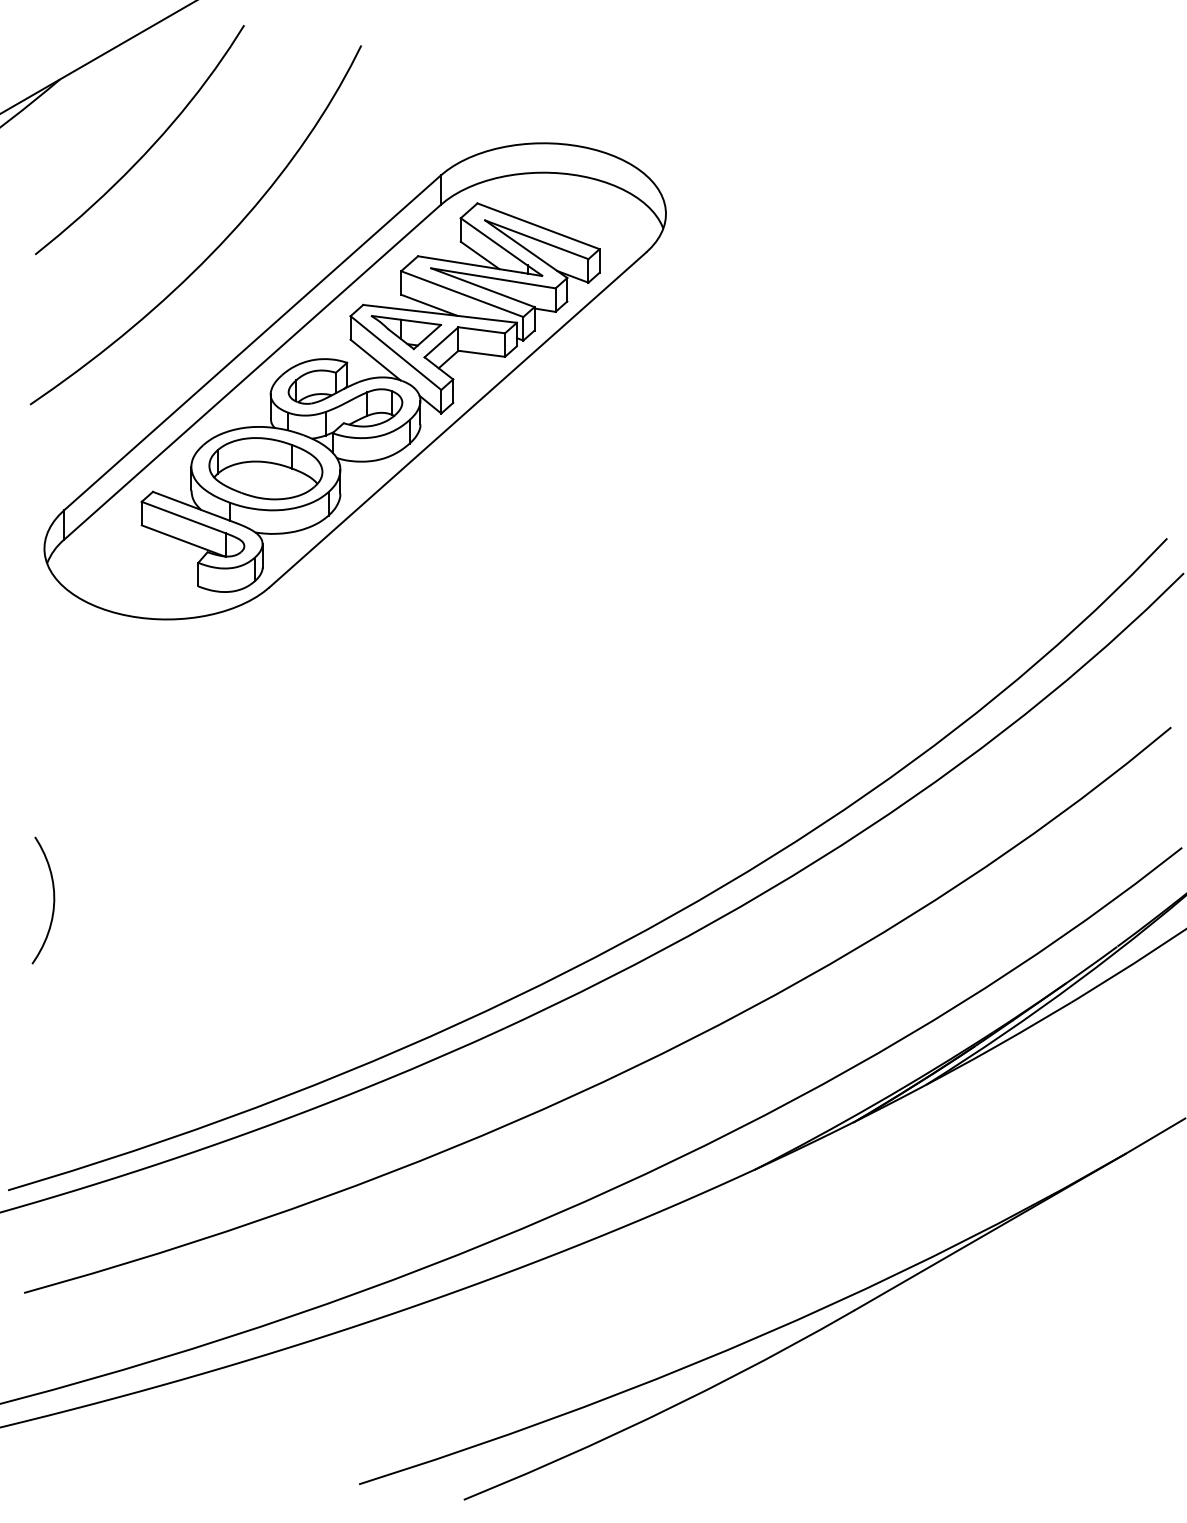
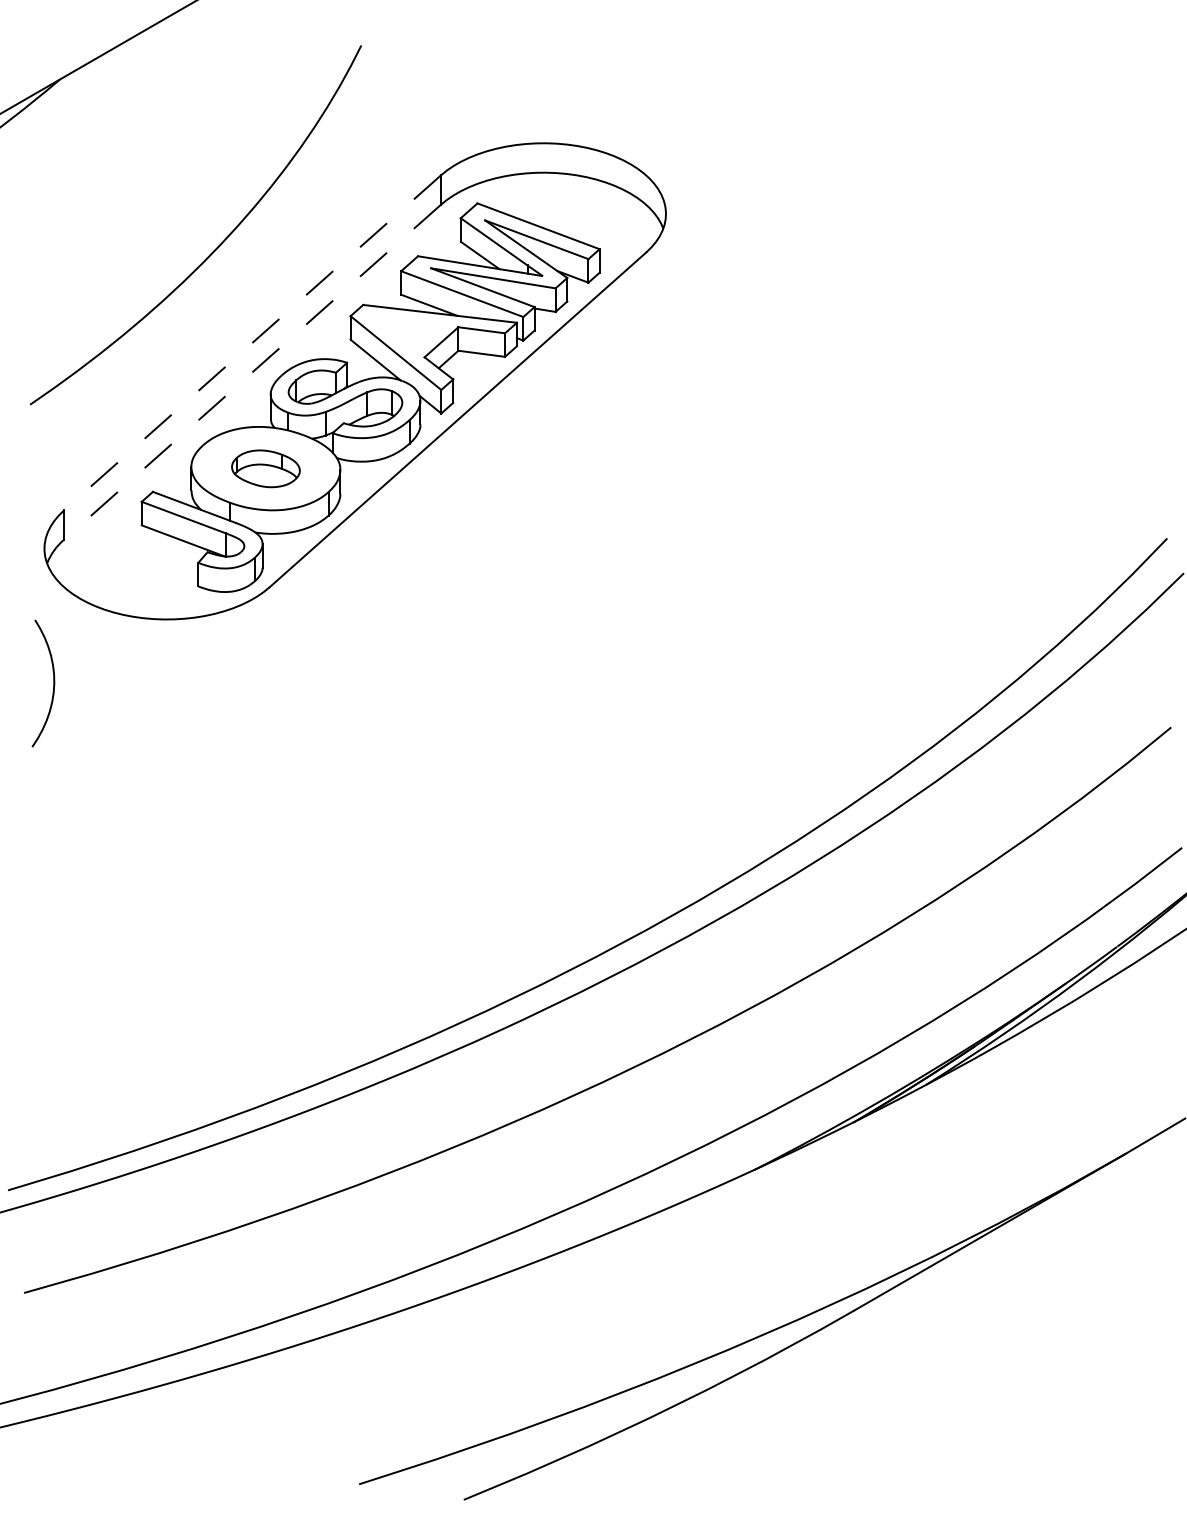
curve: present -> none (148, 148)
part: present -> none (405, 332)
line: solid -> dashed (252, 342)
line: solid -> dashed (252, 372)
part size: 116x64 px -> 70x40 px (265, 468)
curve position: (53, 900) -> (53, 683) (53, 683)
